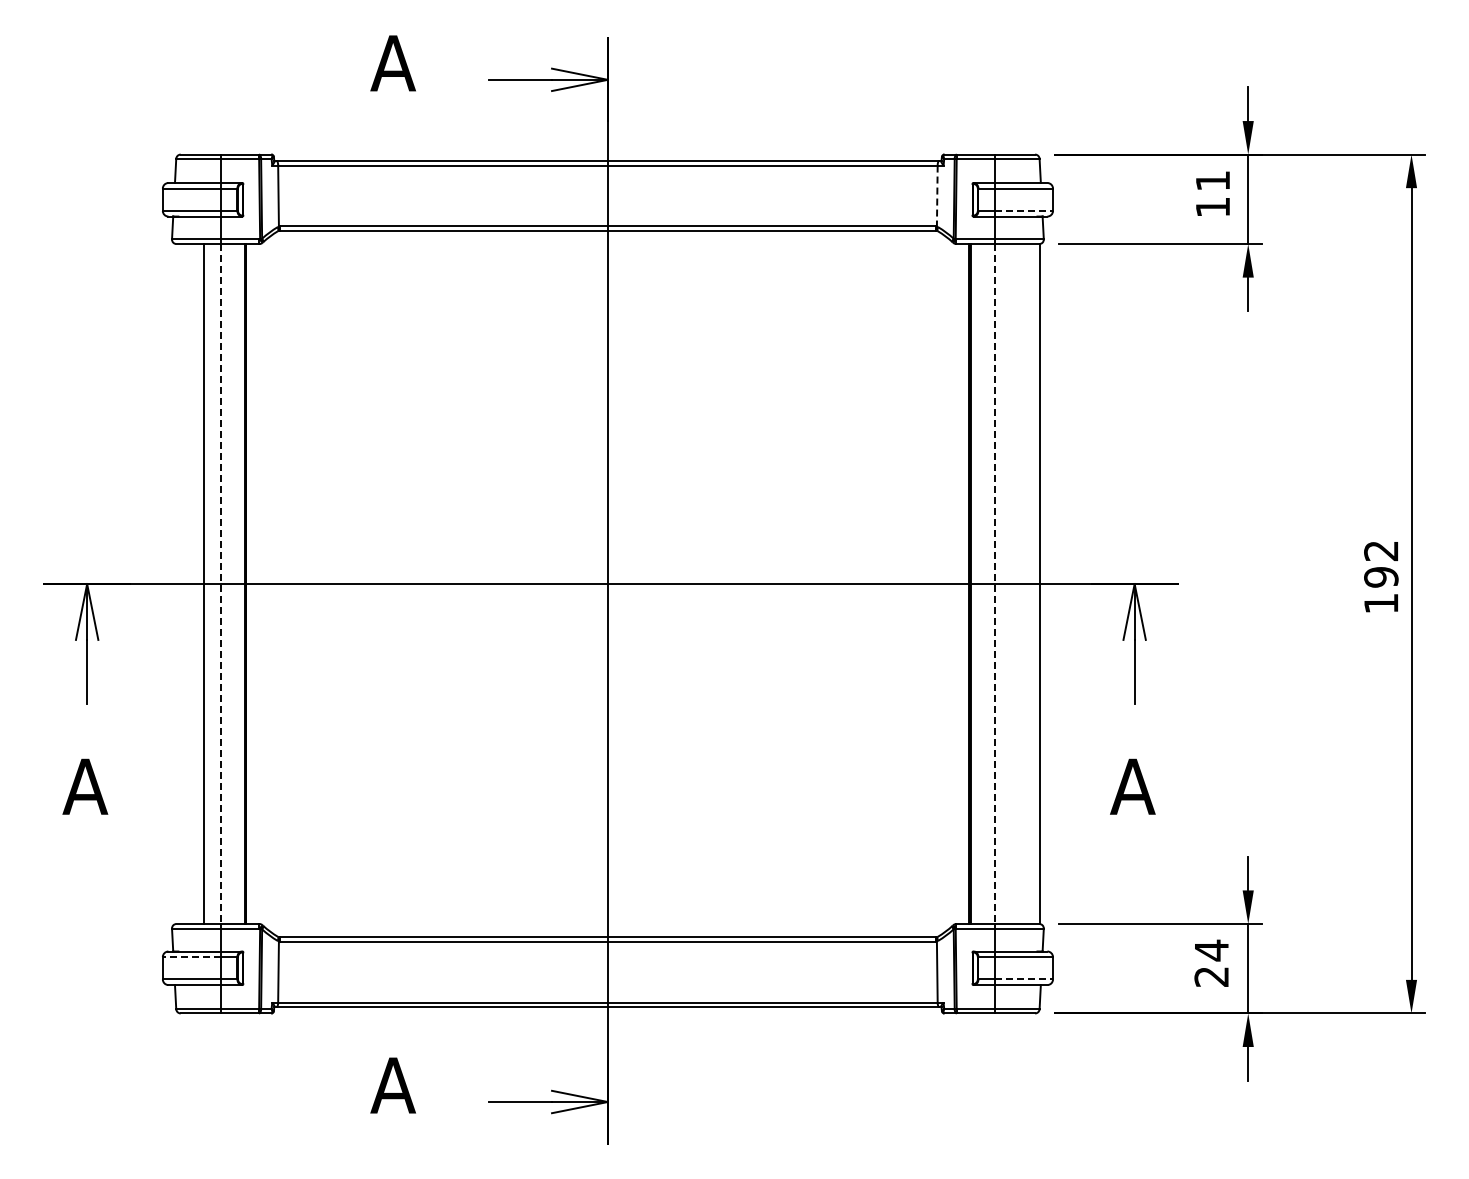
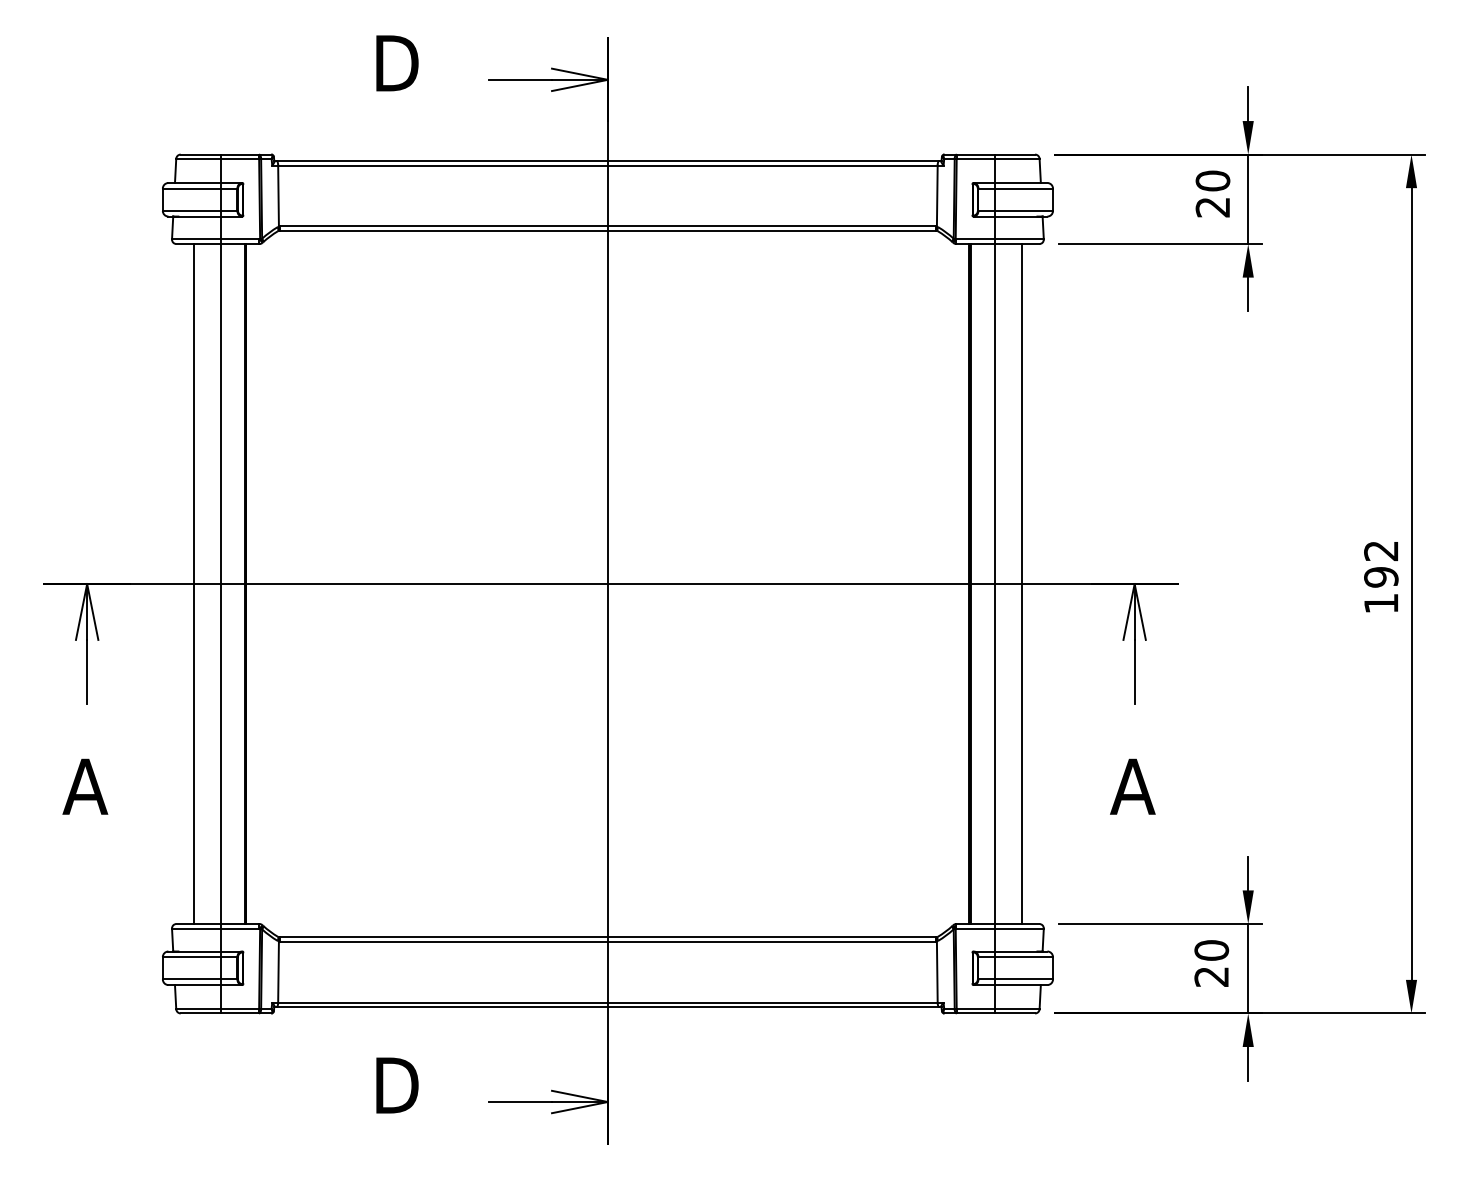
text: A -> D (394, 63)
text: 11 -> 20 (1212, 193)
line: dashed -> solid (937, 196)
line: dashed -> solid (1024, 210)
line position: (204, 583) -> (194, 583) (194, 583)
line position: (1039, 583) -> (1021, 583) (1021, 583)
line: dashed -> solid (220, 584)
line: dashed -> solid (994, 584)
text: 24 -> 20 (1211, 950)
line: dashed -> solid (191, 957)
line: dashed -> solid (1024, 979)
text: A -> D (394, 1085)
